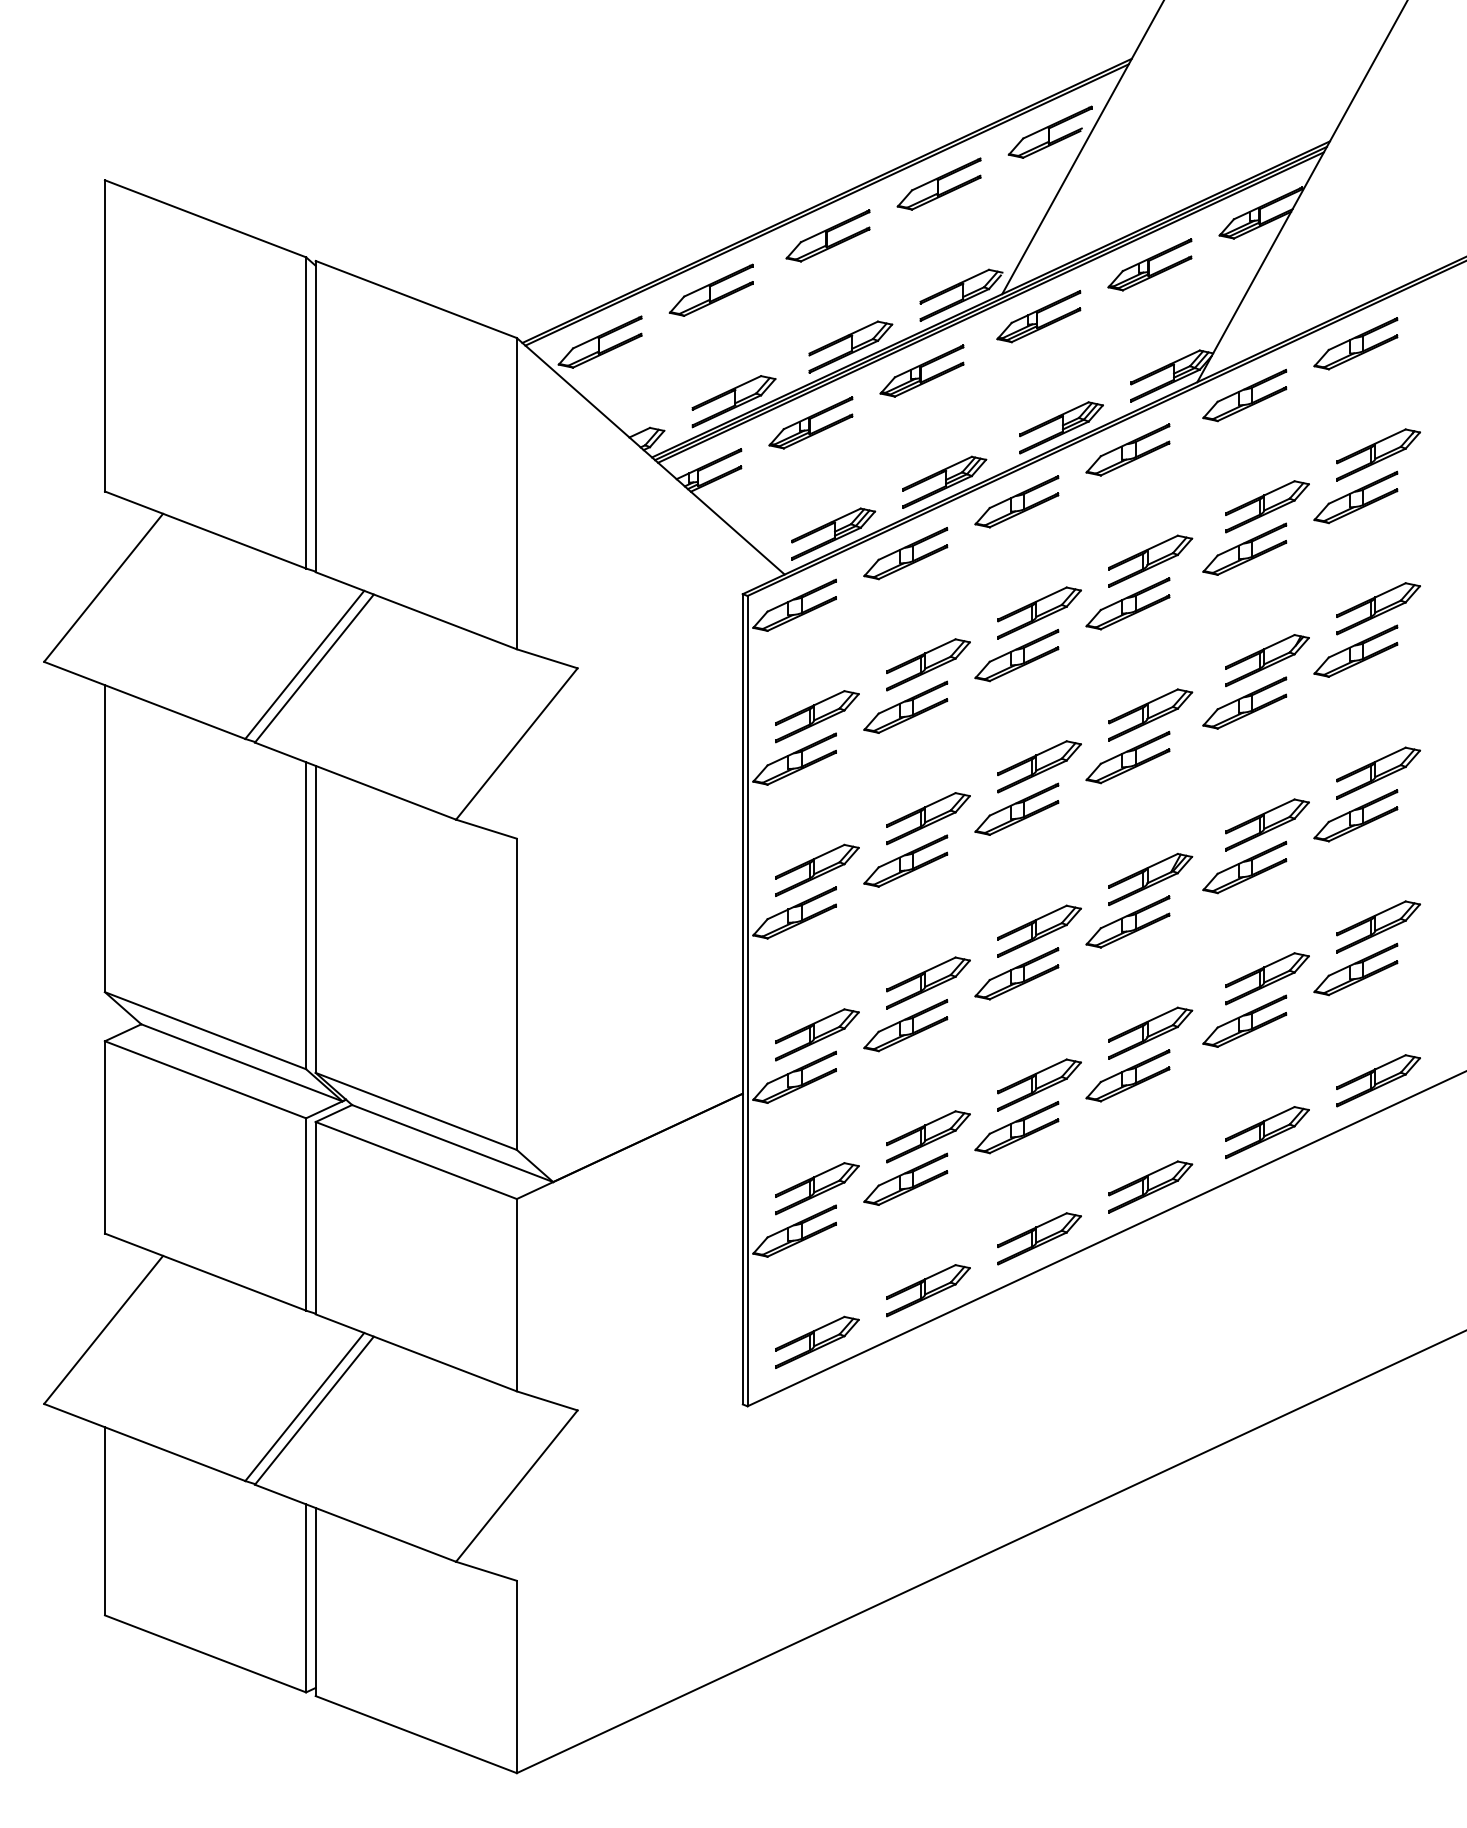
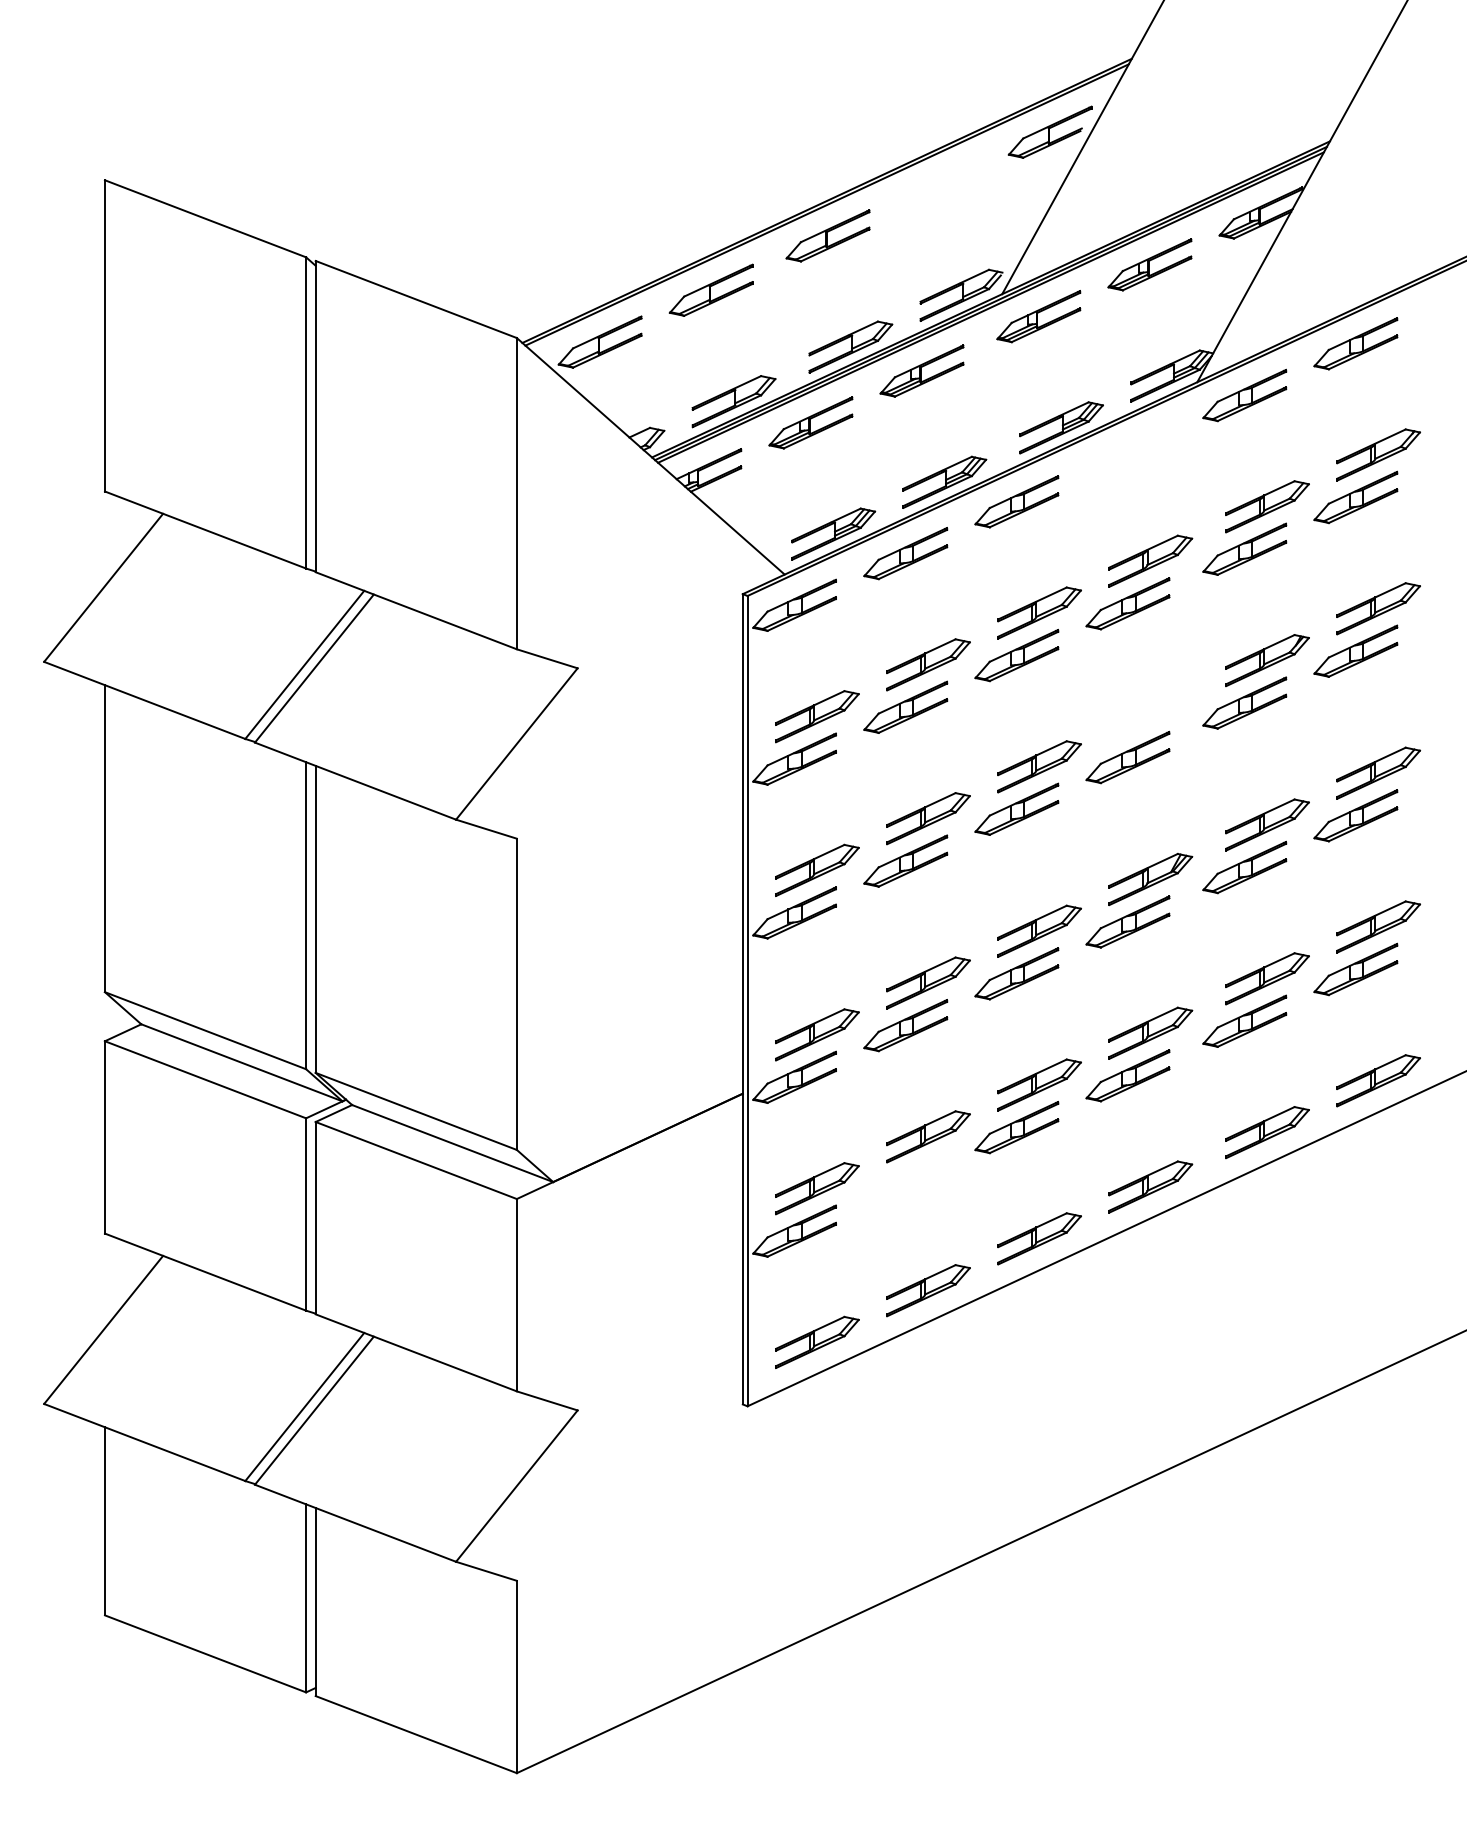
part: present -> none (938, 183)
part: present -> none (1127, 449)
part: present -> none (1150, 714)
part: present -> none (905, 1178)
